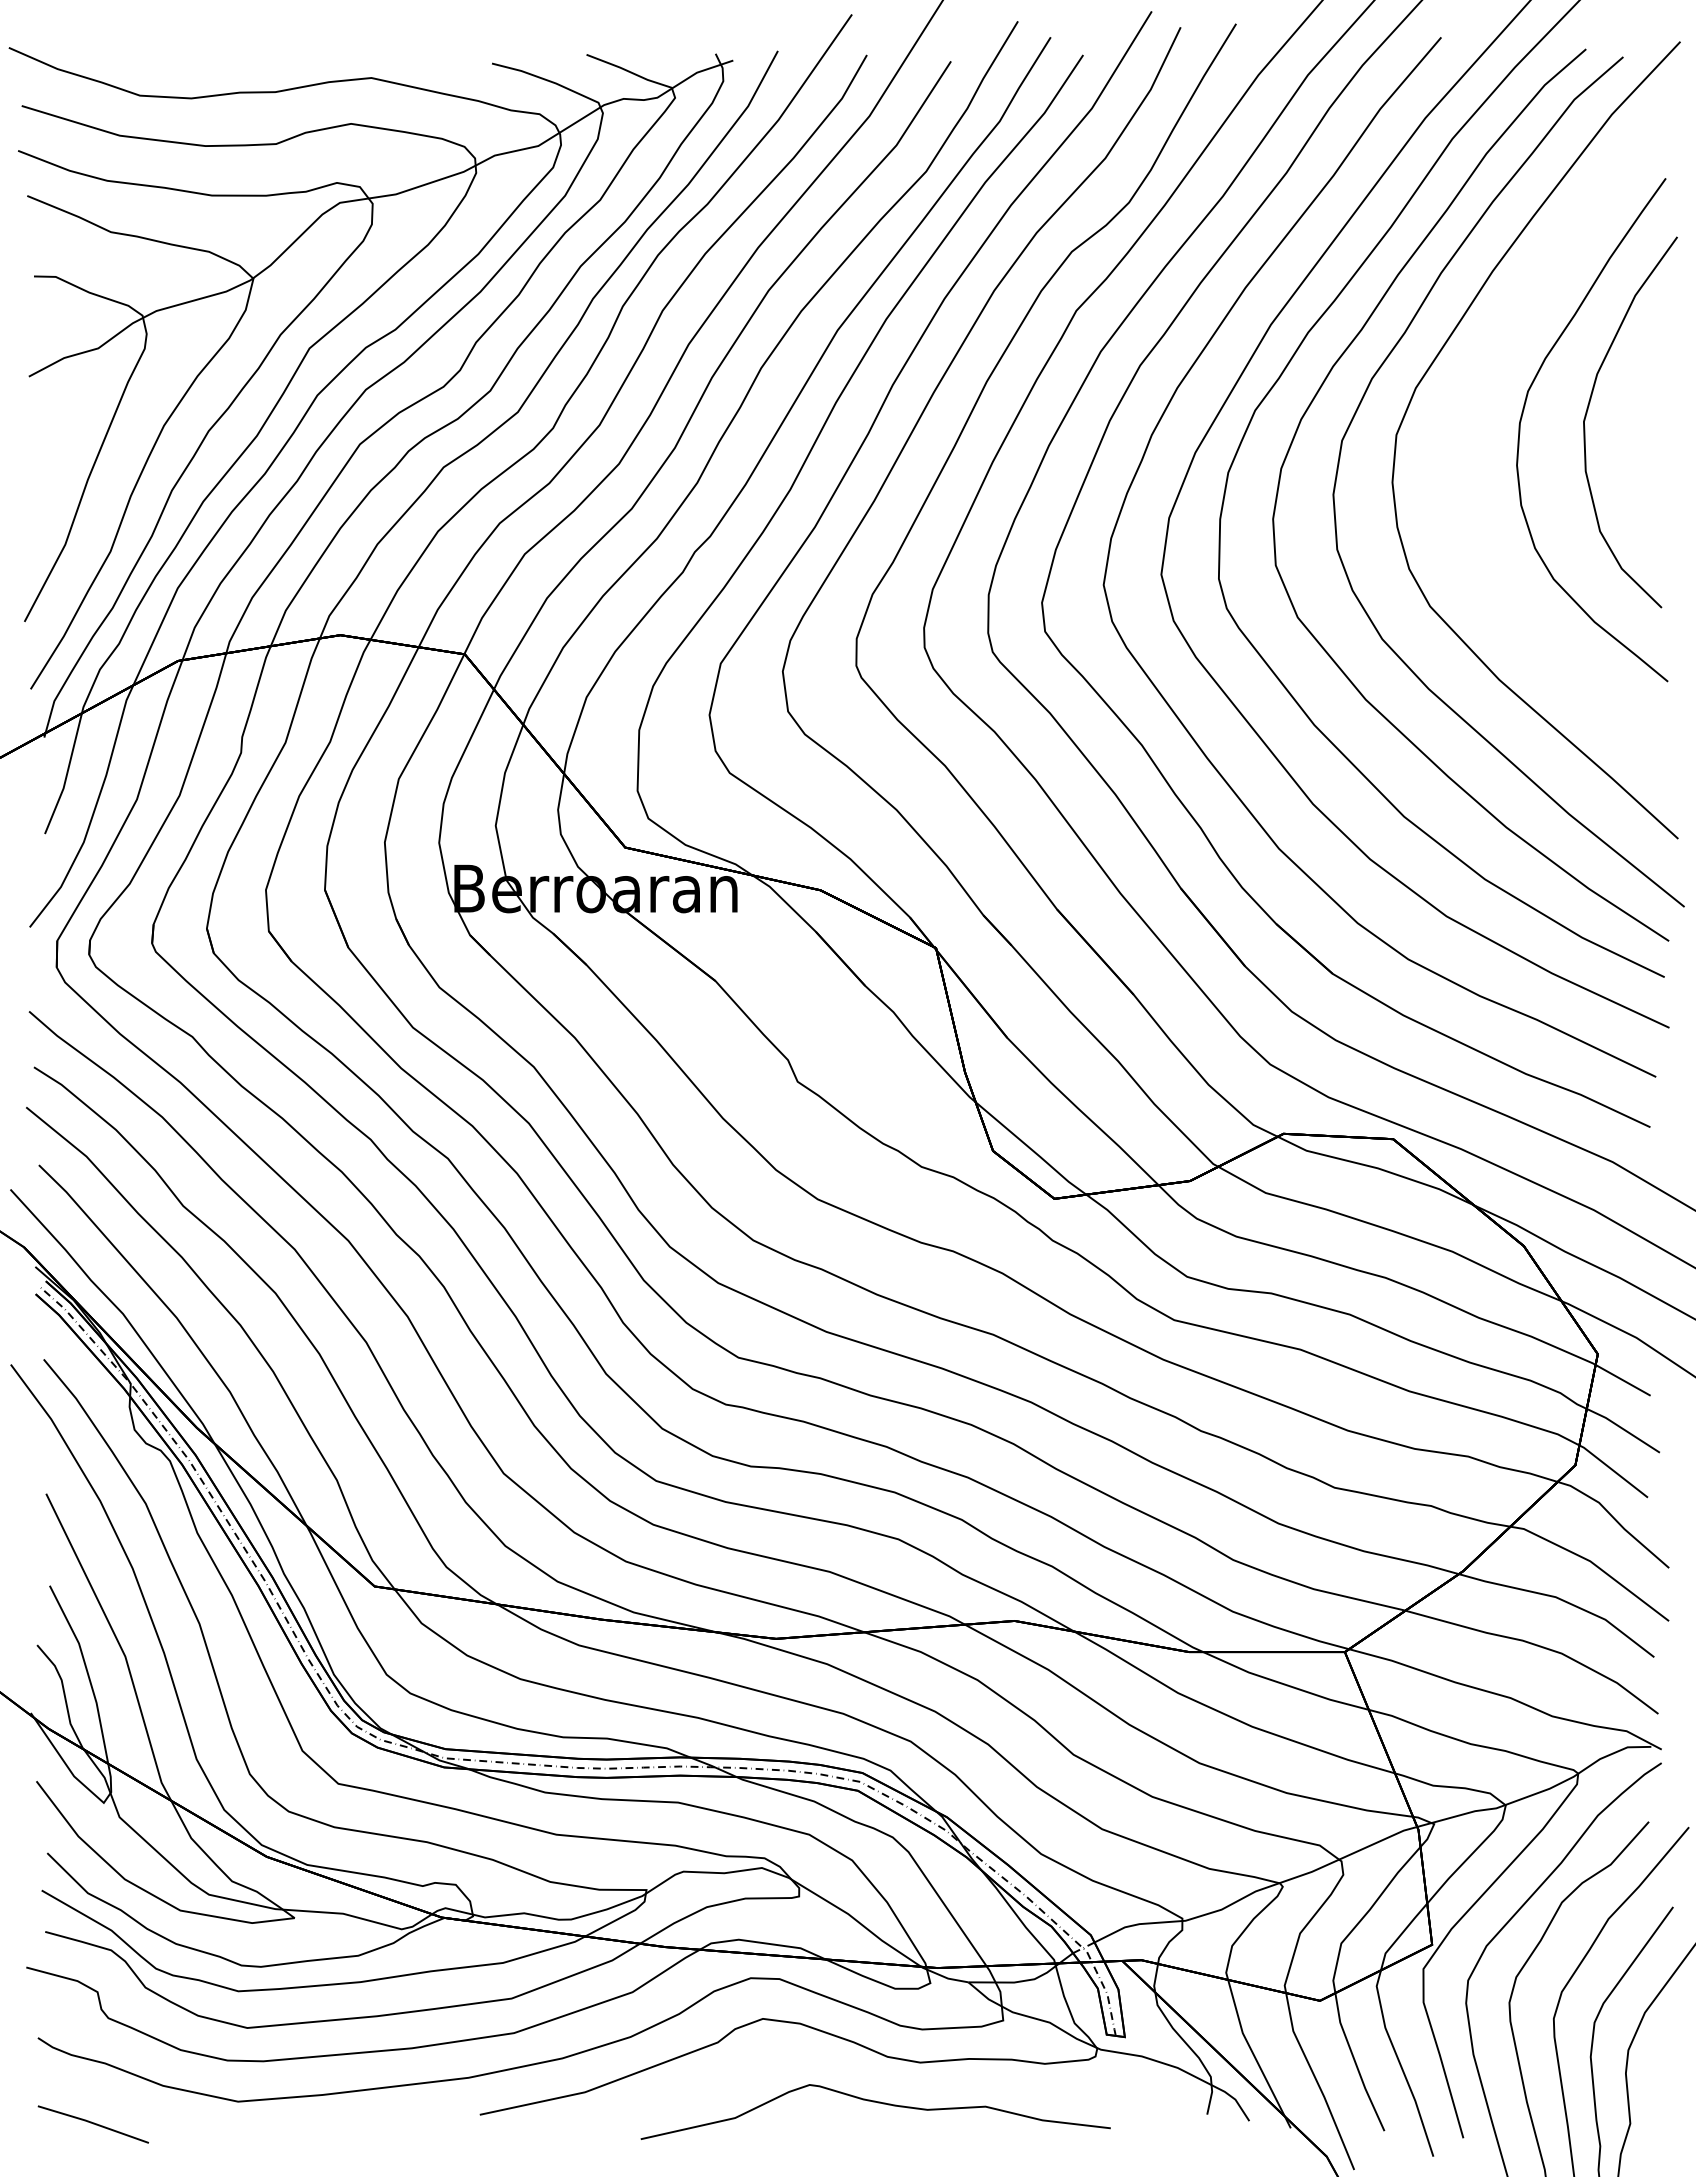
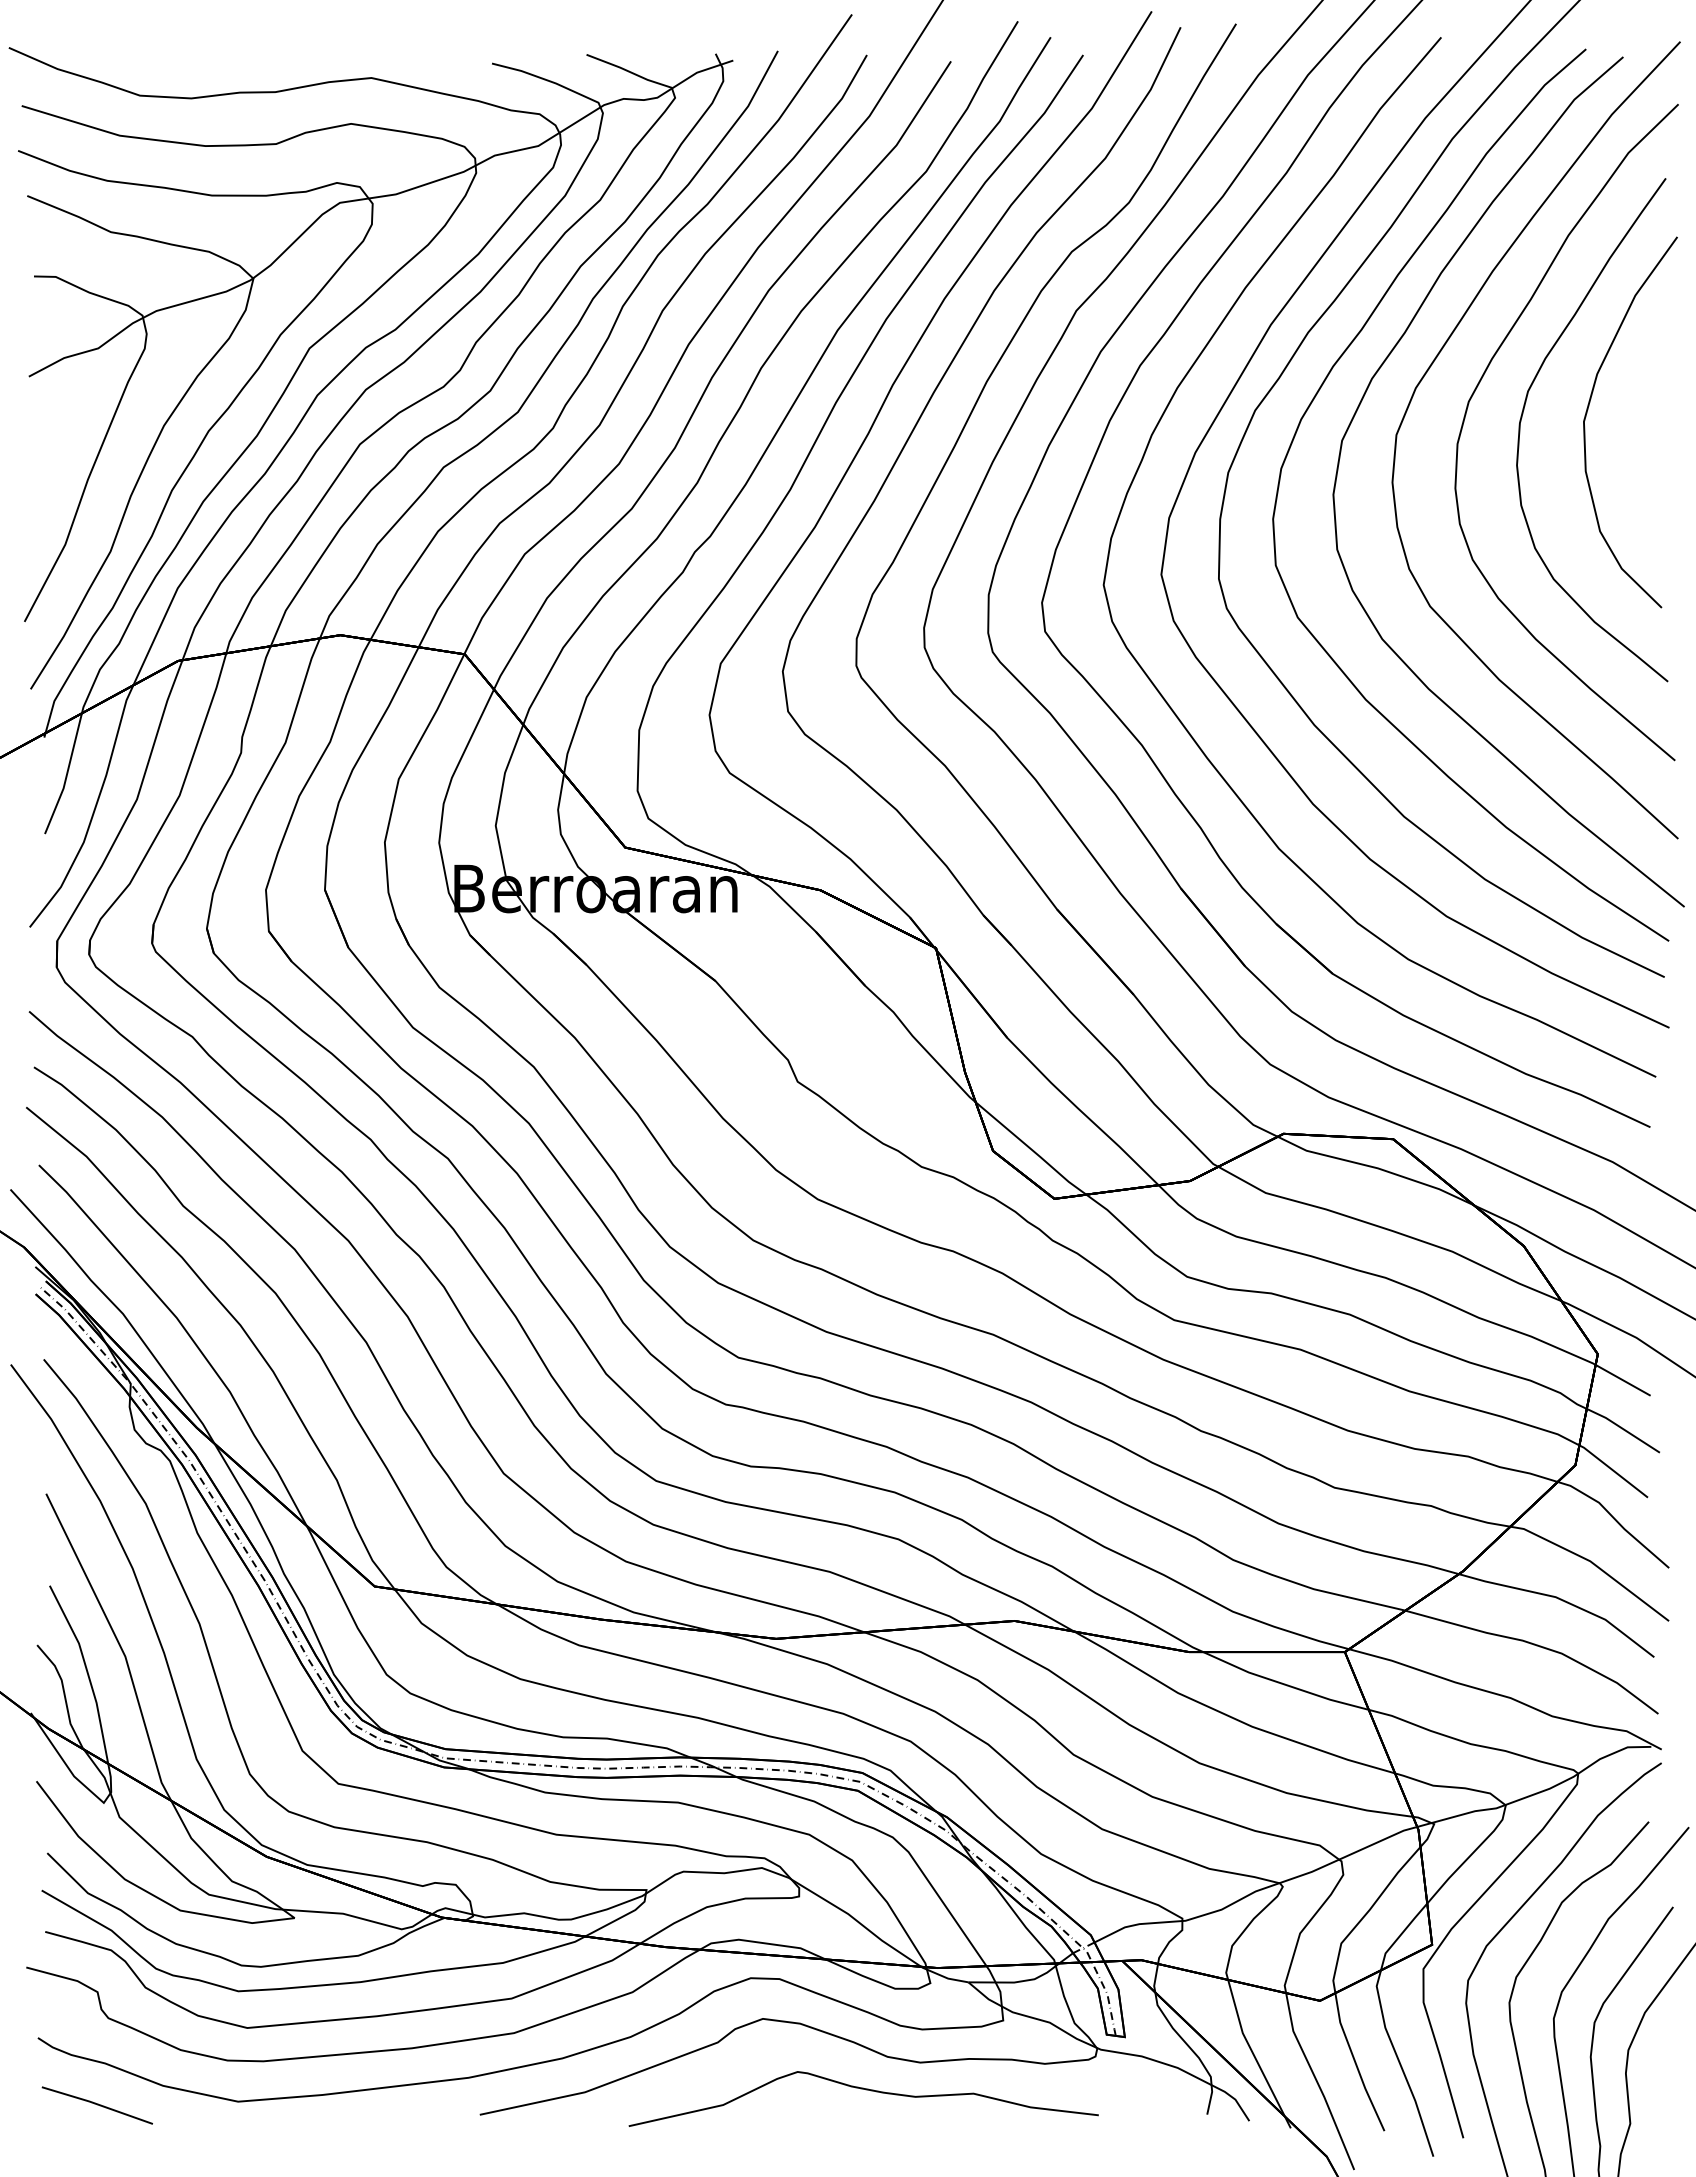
curve: none -> present (1478, 386)
curve position: (877, 2103) -> (865, 2090) (865, 2090)
line position: (92, 2123) -> (96, 2104) (96, 2104)
